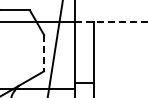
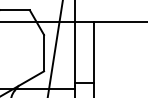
line: dashed -> solid (111, 21)
line: dashed -> solid (44, 53)
